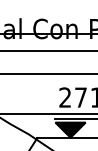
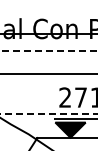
line: solid -> dashed (49, 50)
line: solid -> dashed (48, 114)
